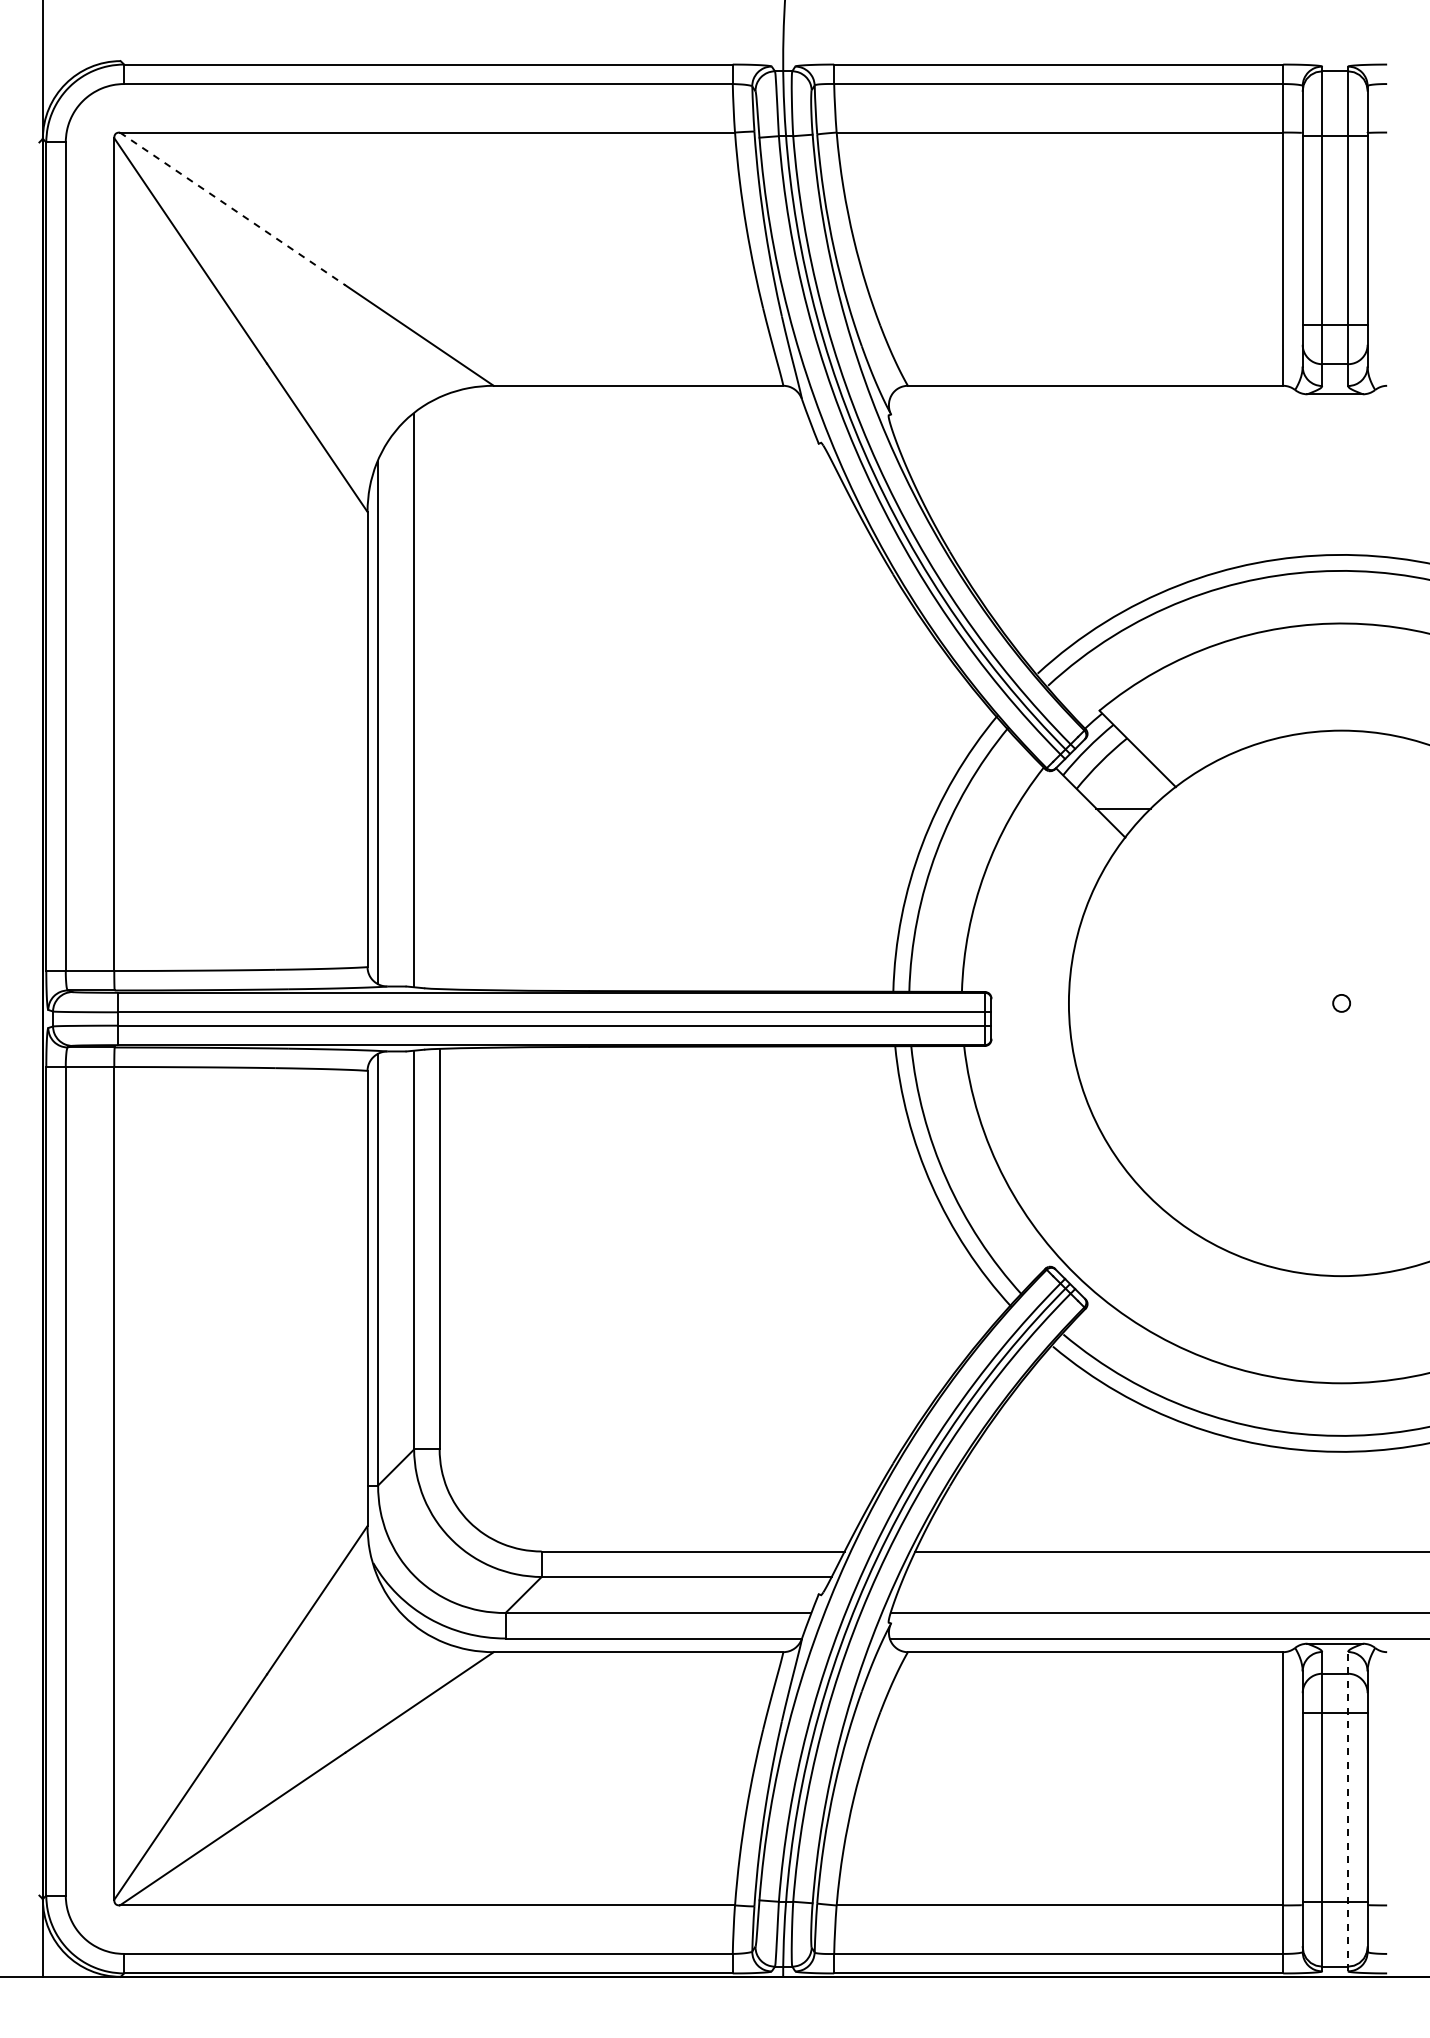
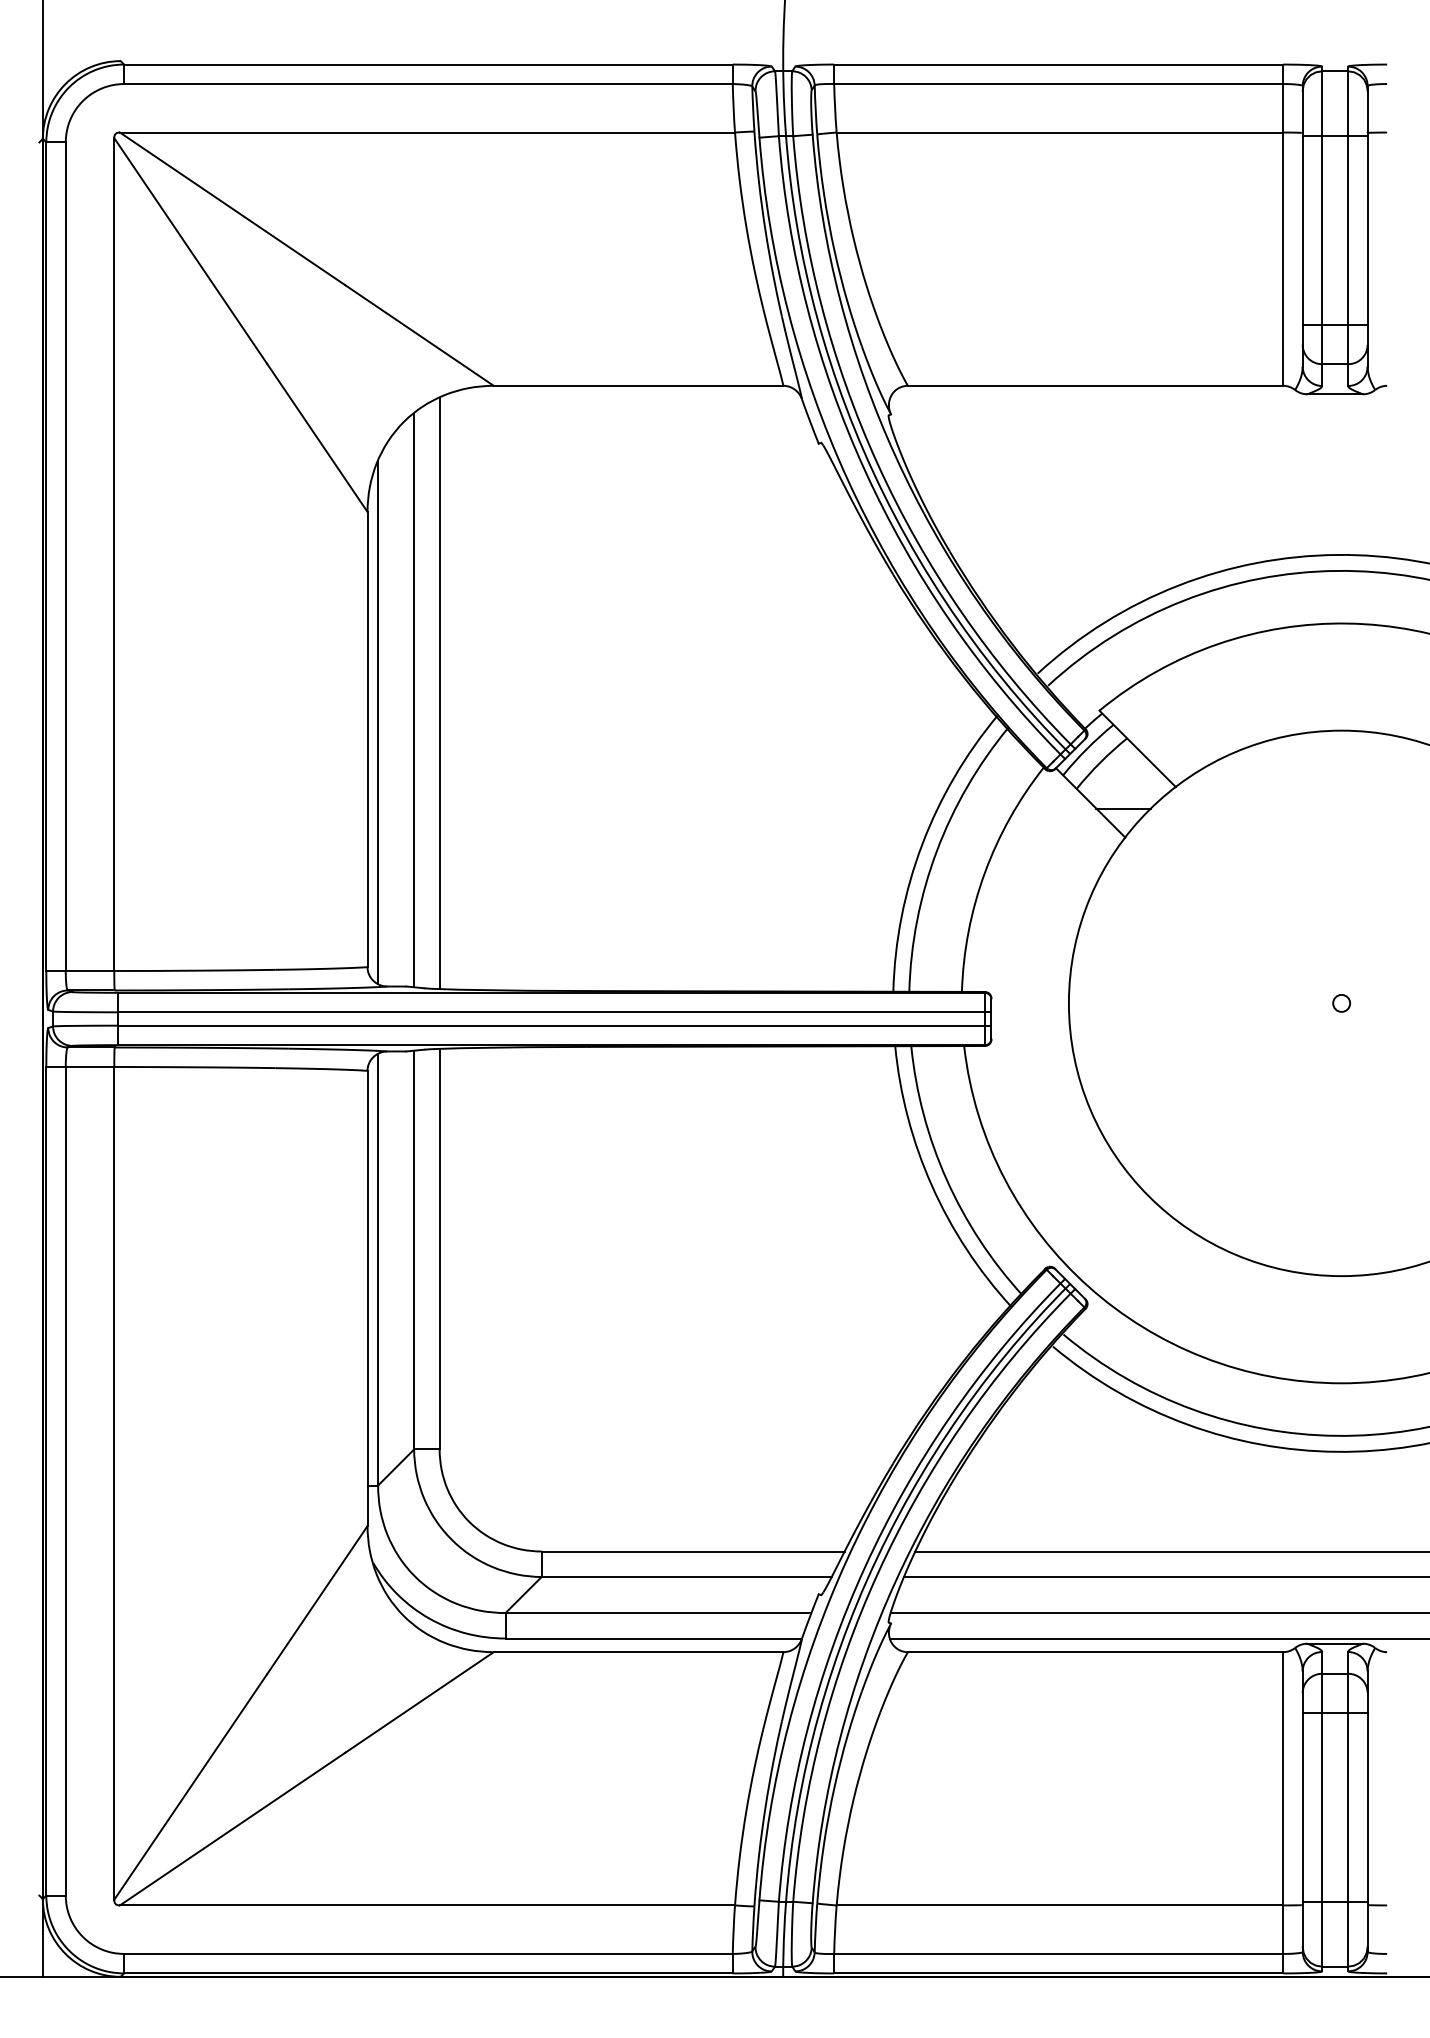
line: dashed -> solid (233, 209)
line: none -> present (439, 693)
line: none -> present (1165, 1577)
line: dashed -> solid (1348, 1811)
